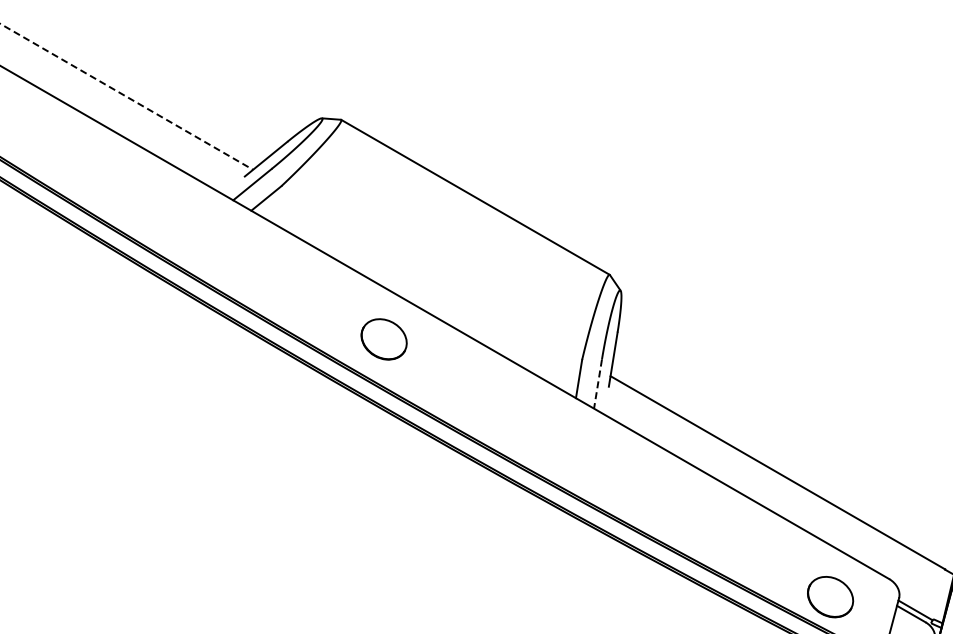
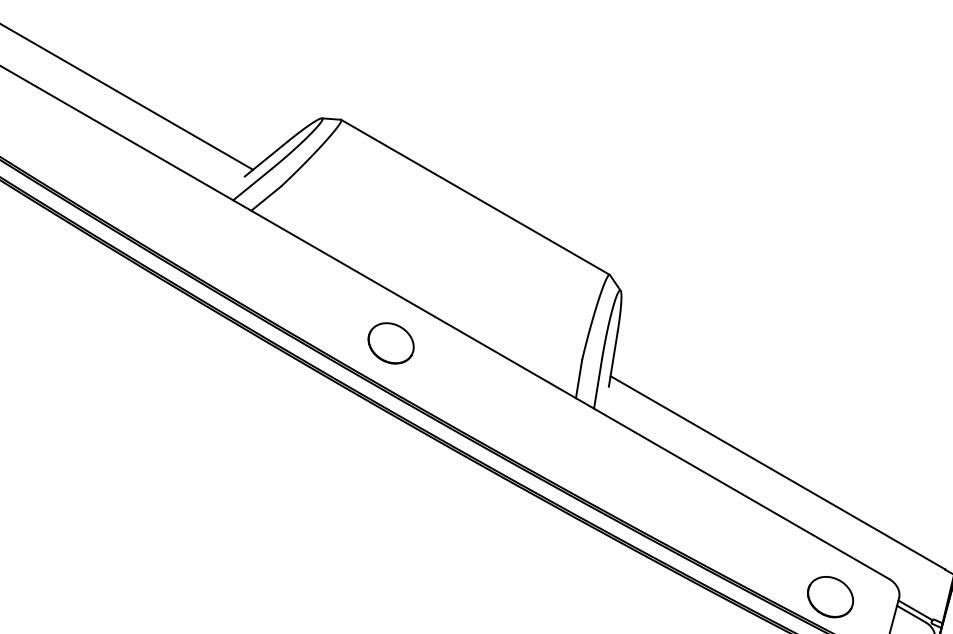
line: dashed -> solid (126, 96)
part position: (383, 339) -> (390, 343) (390, 343)
line: dashed -> solid (598, 384)
